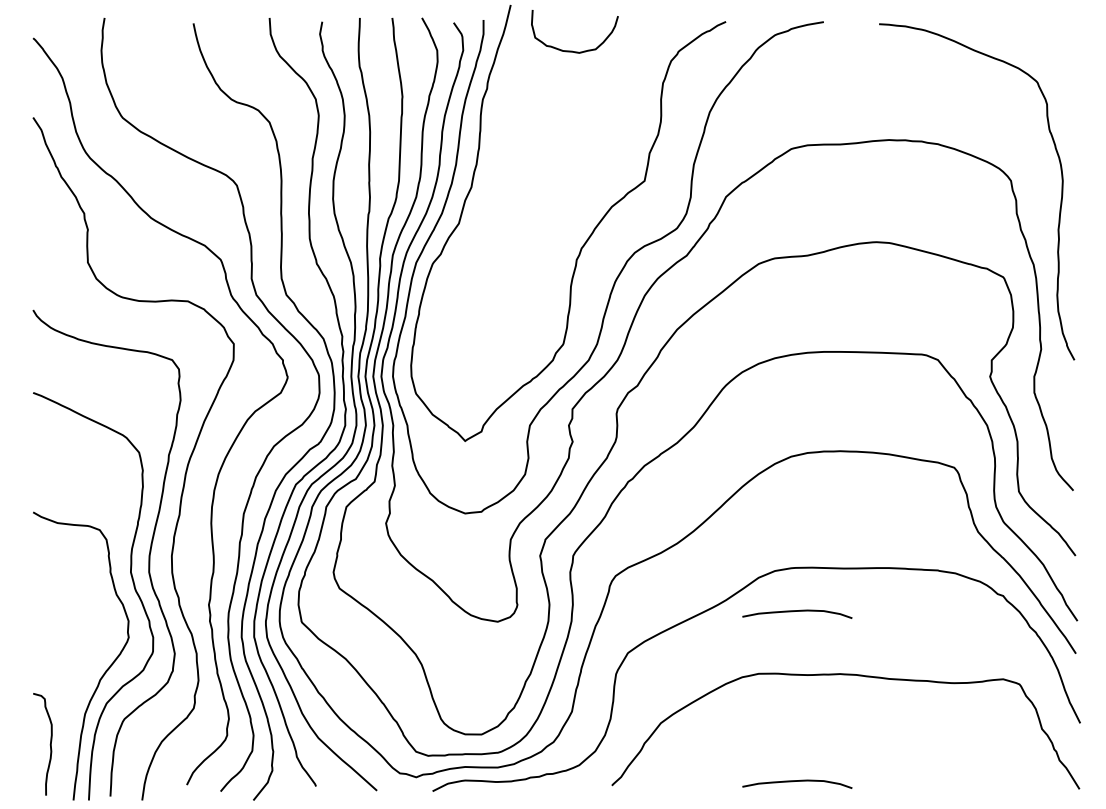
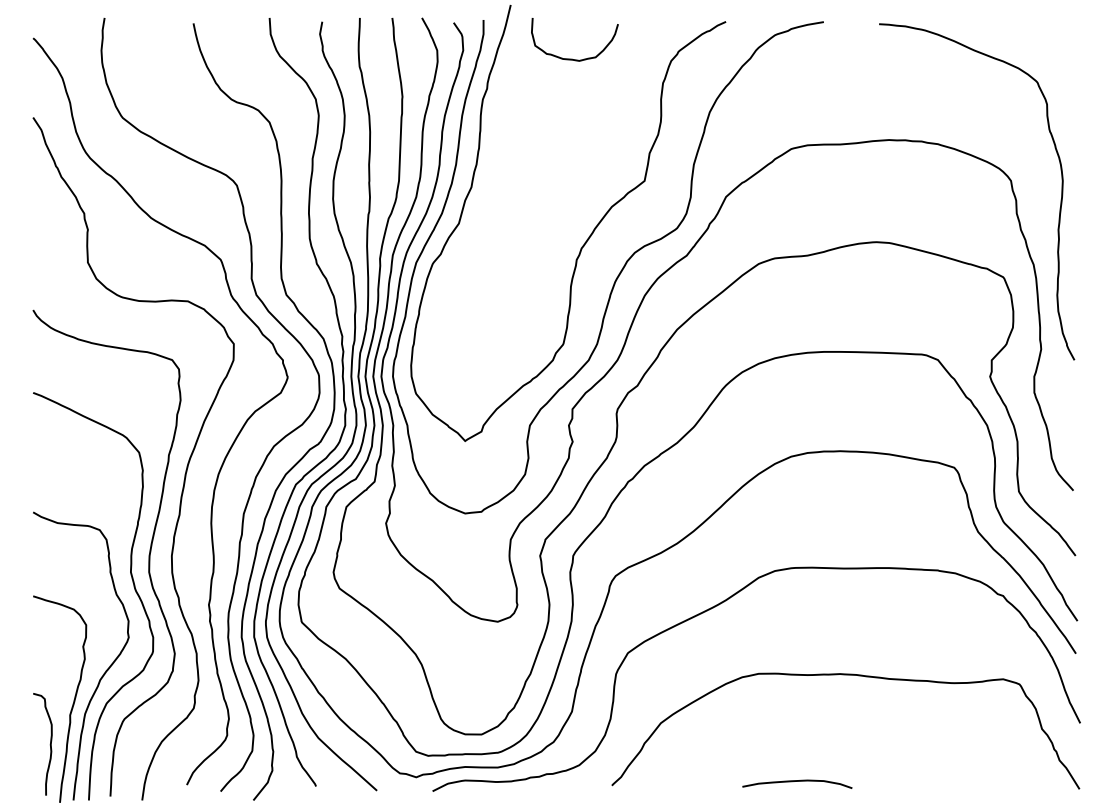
curve position: (572, 50) -> (572, 58) (572, 58)
curve: present -> none (797, 611)
curve: none -> present (72, 703)
